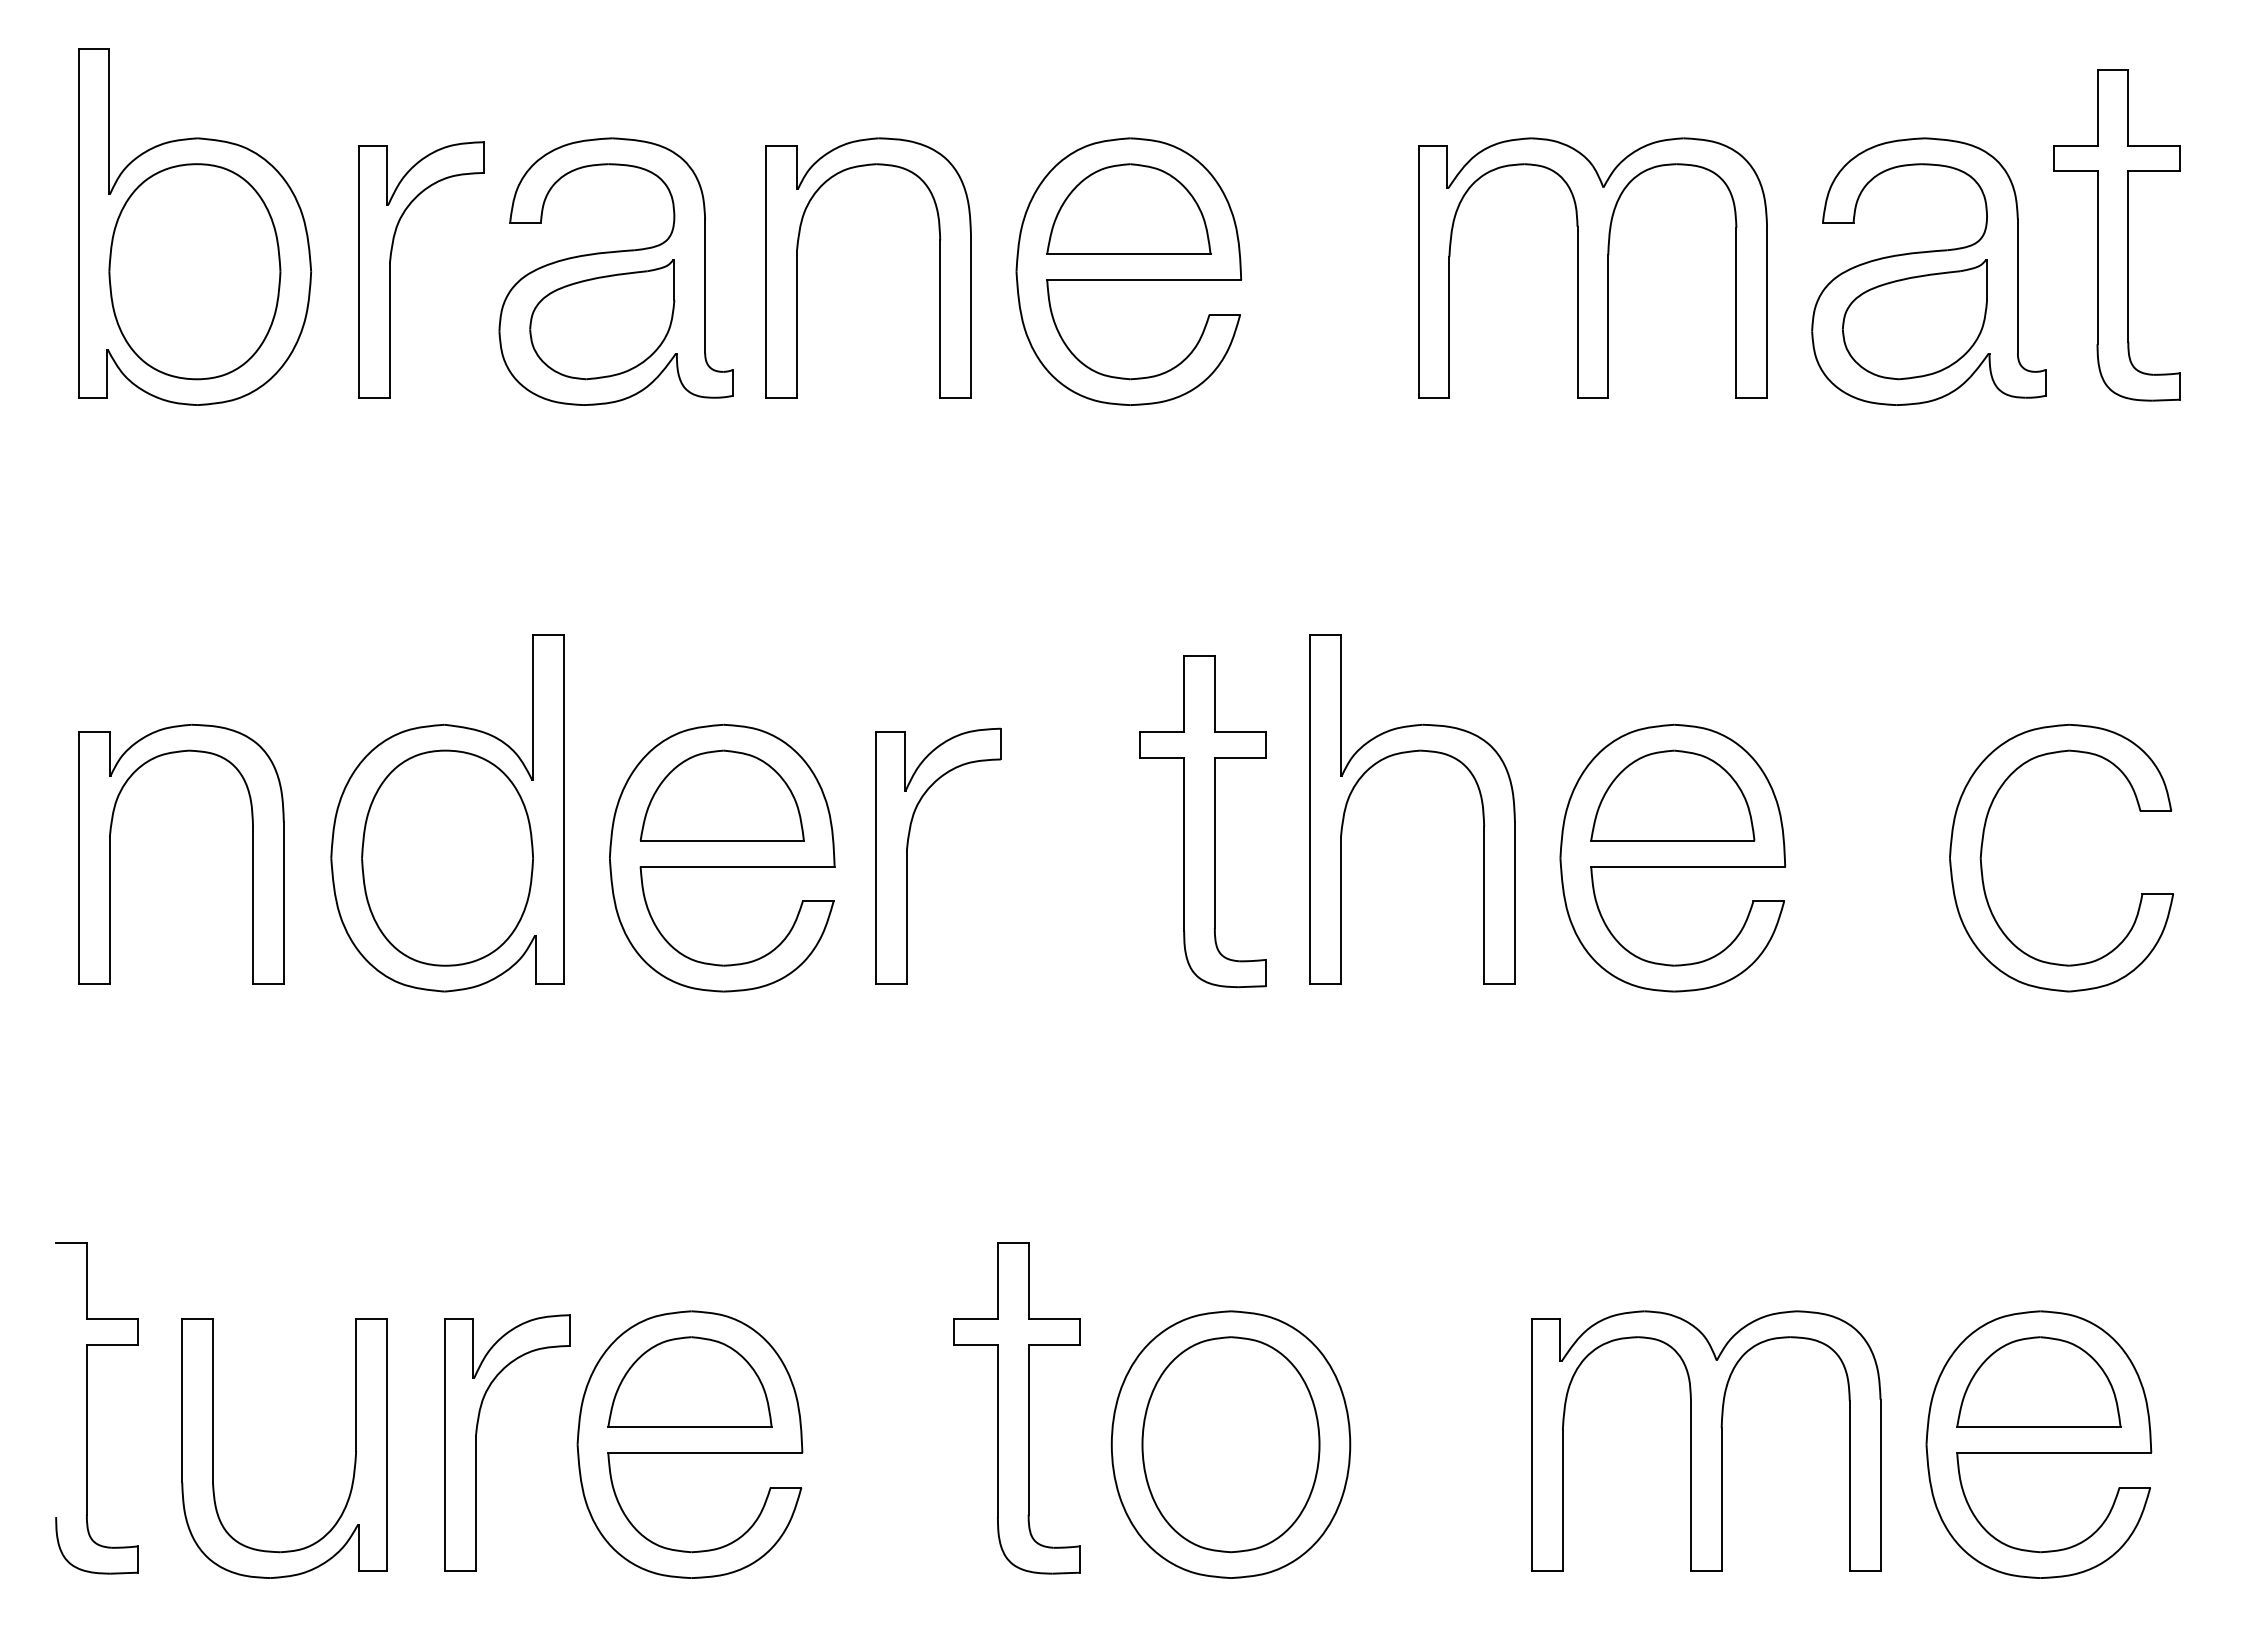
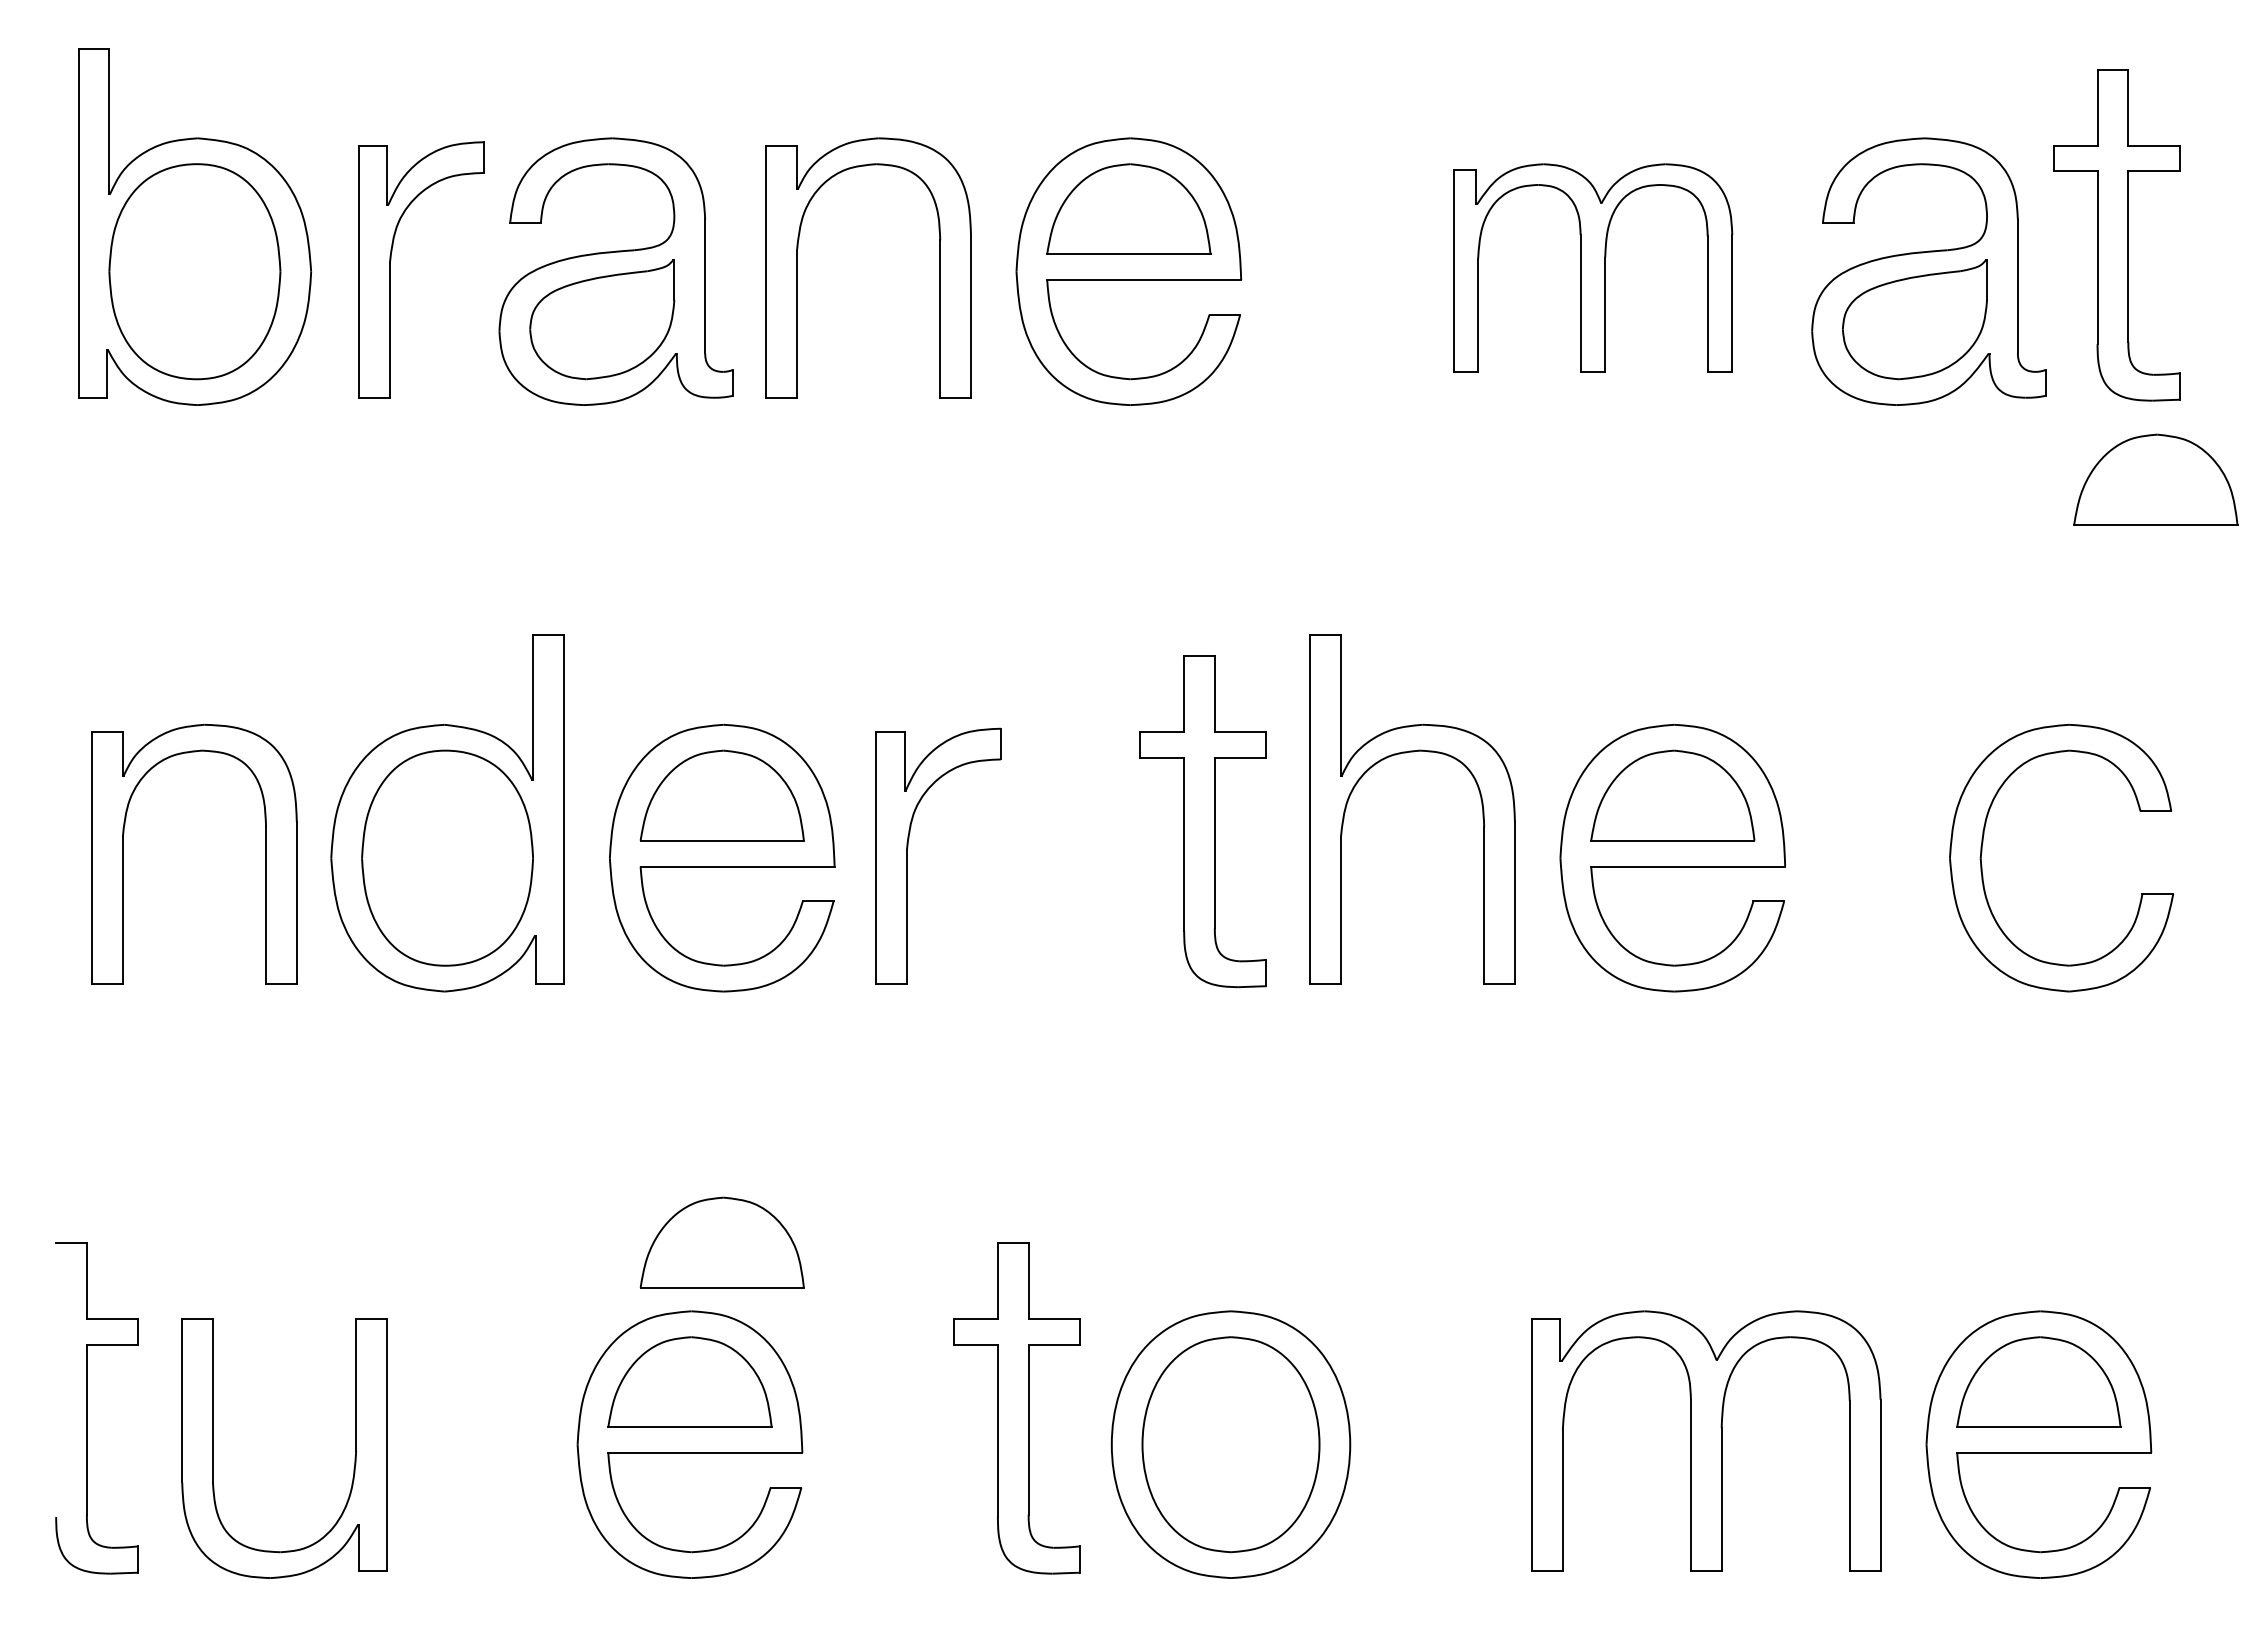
part size: 350x262 px -> 281x210 px (1593, 267)
part: none -> present (2155, 479)
part position: (110, 853) -> (123, 853) (123, 853)
part: none -> present (721, 1242)
part: present -> none (476, 1442)
